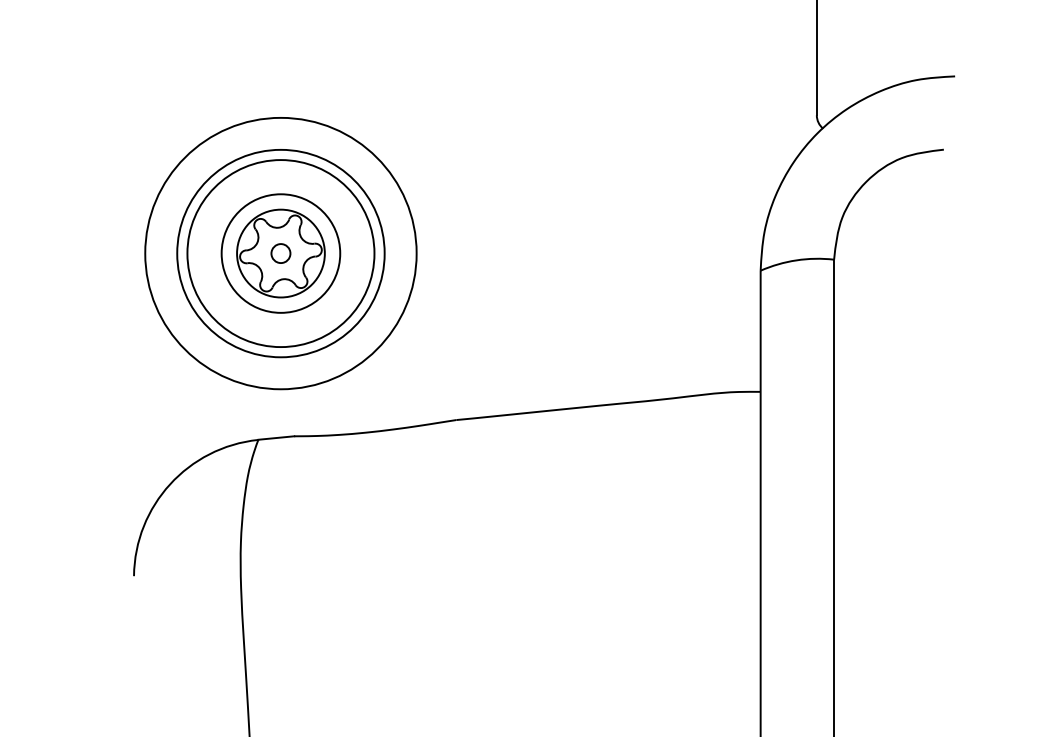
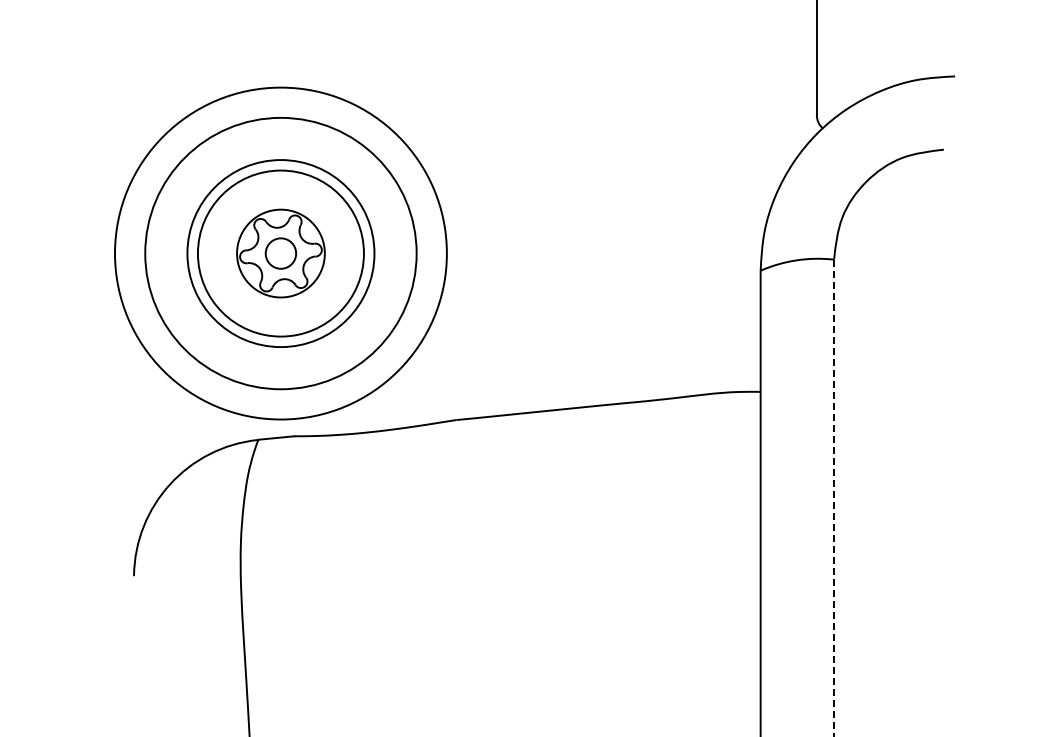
circle diameter: 119 px -> 166 px (280, 253)
circle diameter: 19 px -> 30 px (280, 253)
circle diameter: 207 px -> 332 px (280, 253)
line: solid -> dashed (834, 498)
